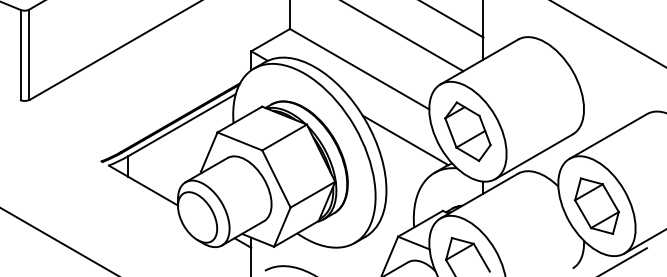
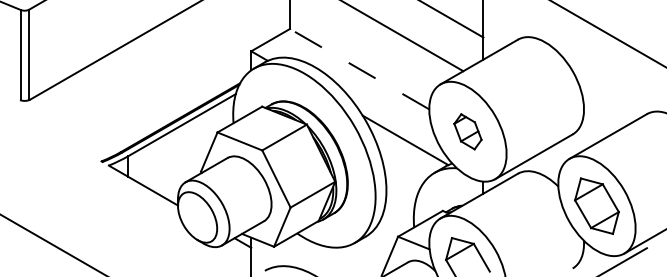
line: solid -> dashed (359, 68)
part size: 48x62 px -> 30x38 px (467, 131)
line position: (58, 240) -> (52, 244) (52, 244)
